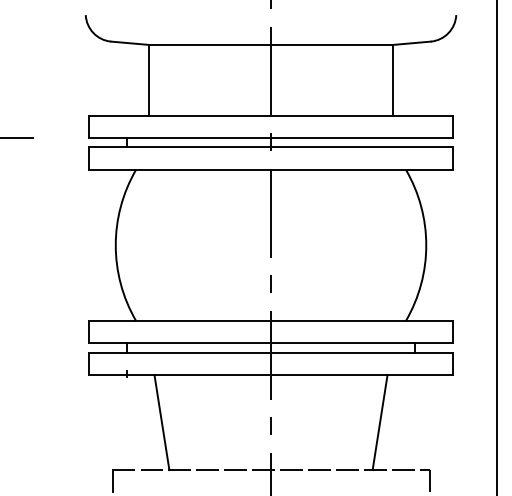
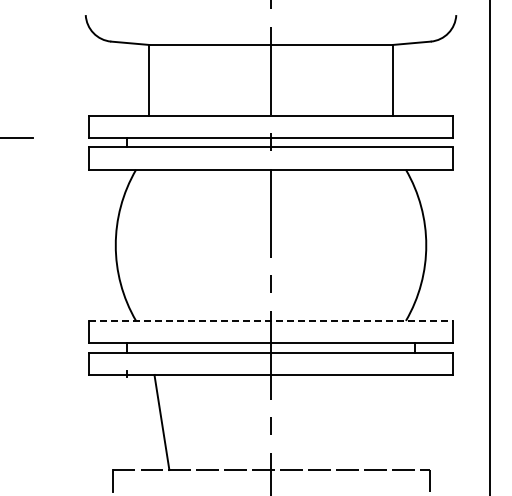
line position: (496, 247) -> (489, 247) (489, 247)
line: solid -> dashed (271, 320)
line: present -> none (379, 422)
